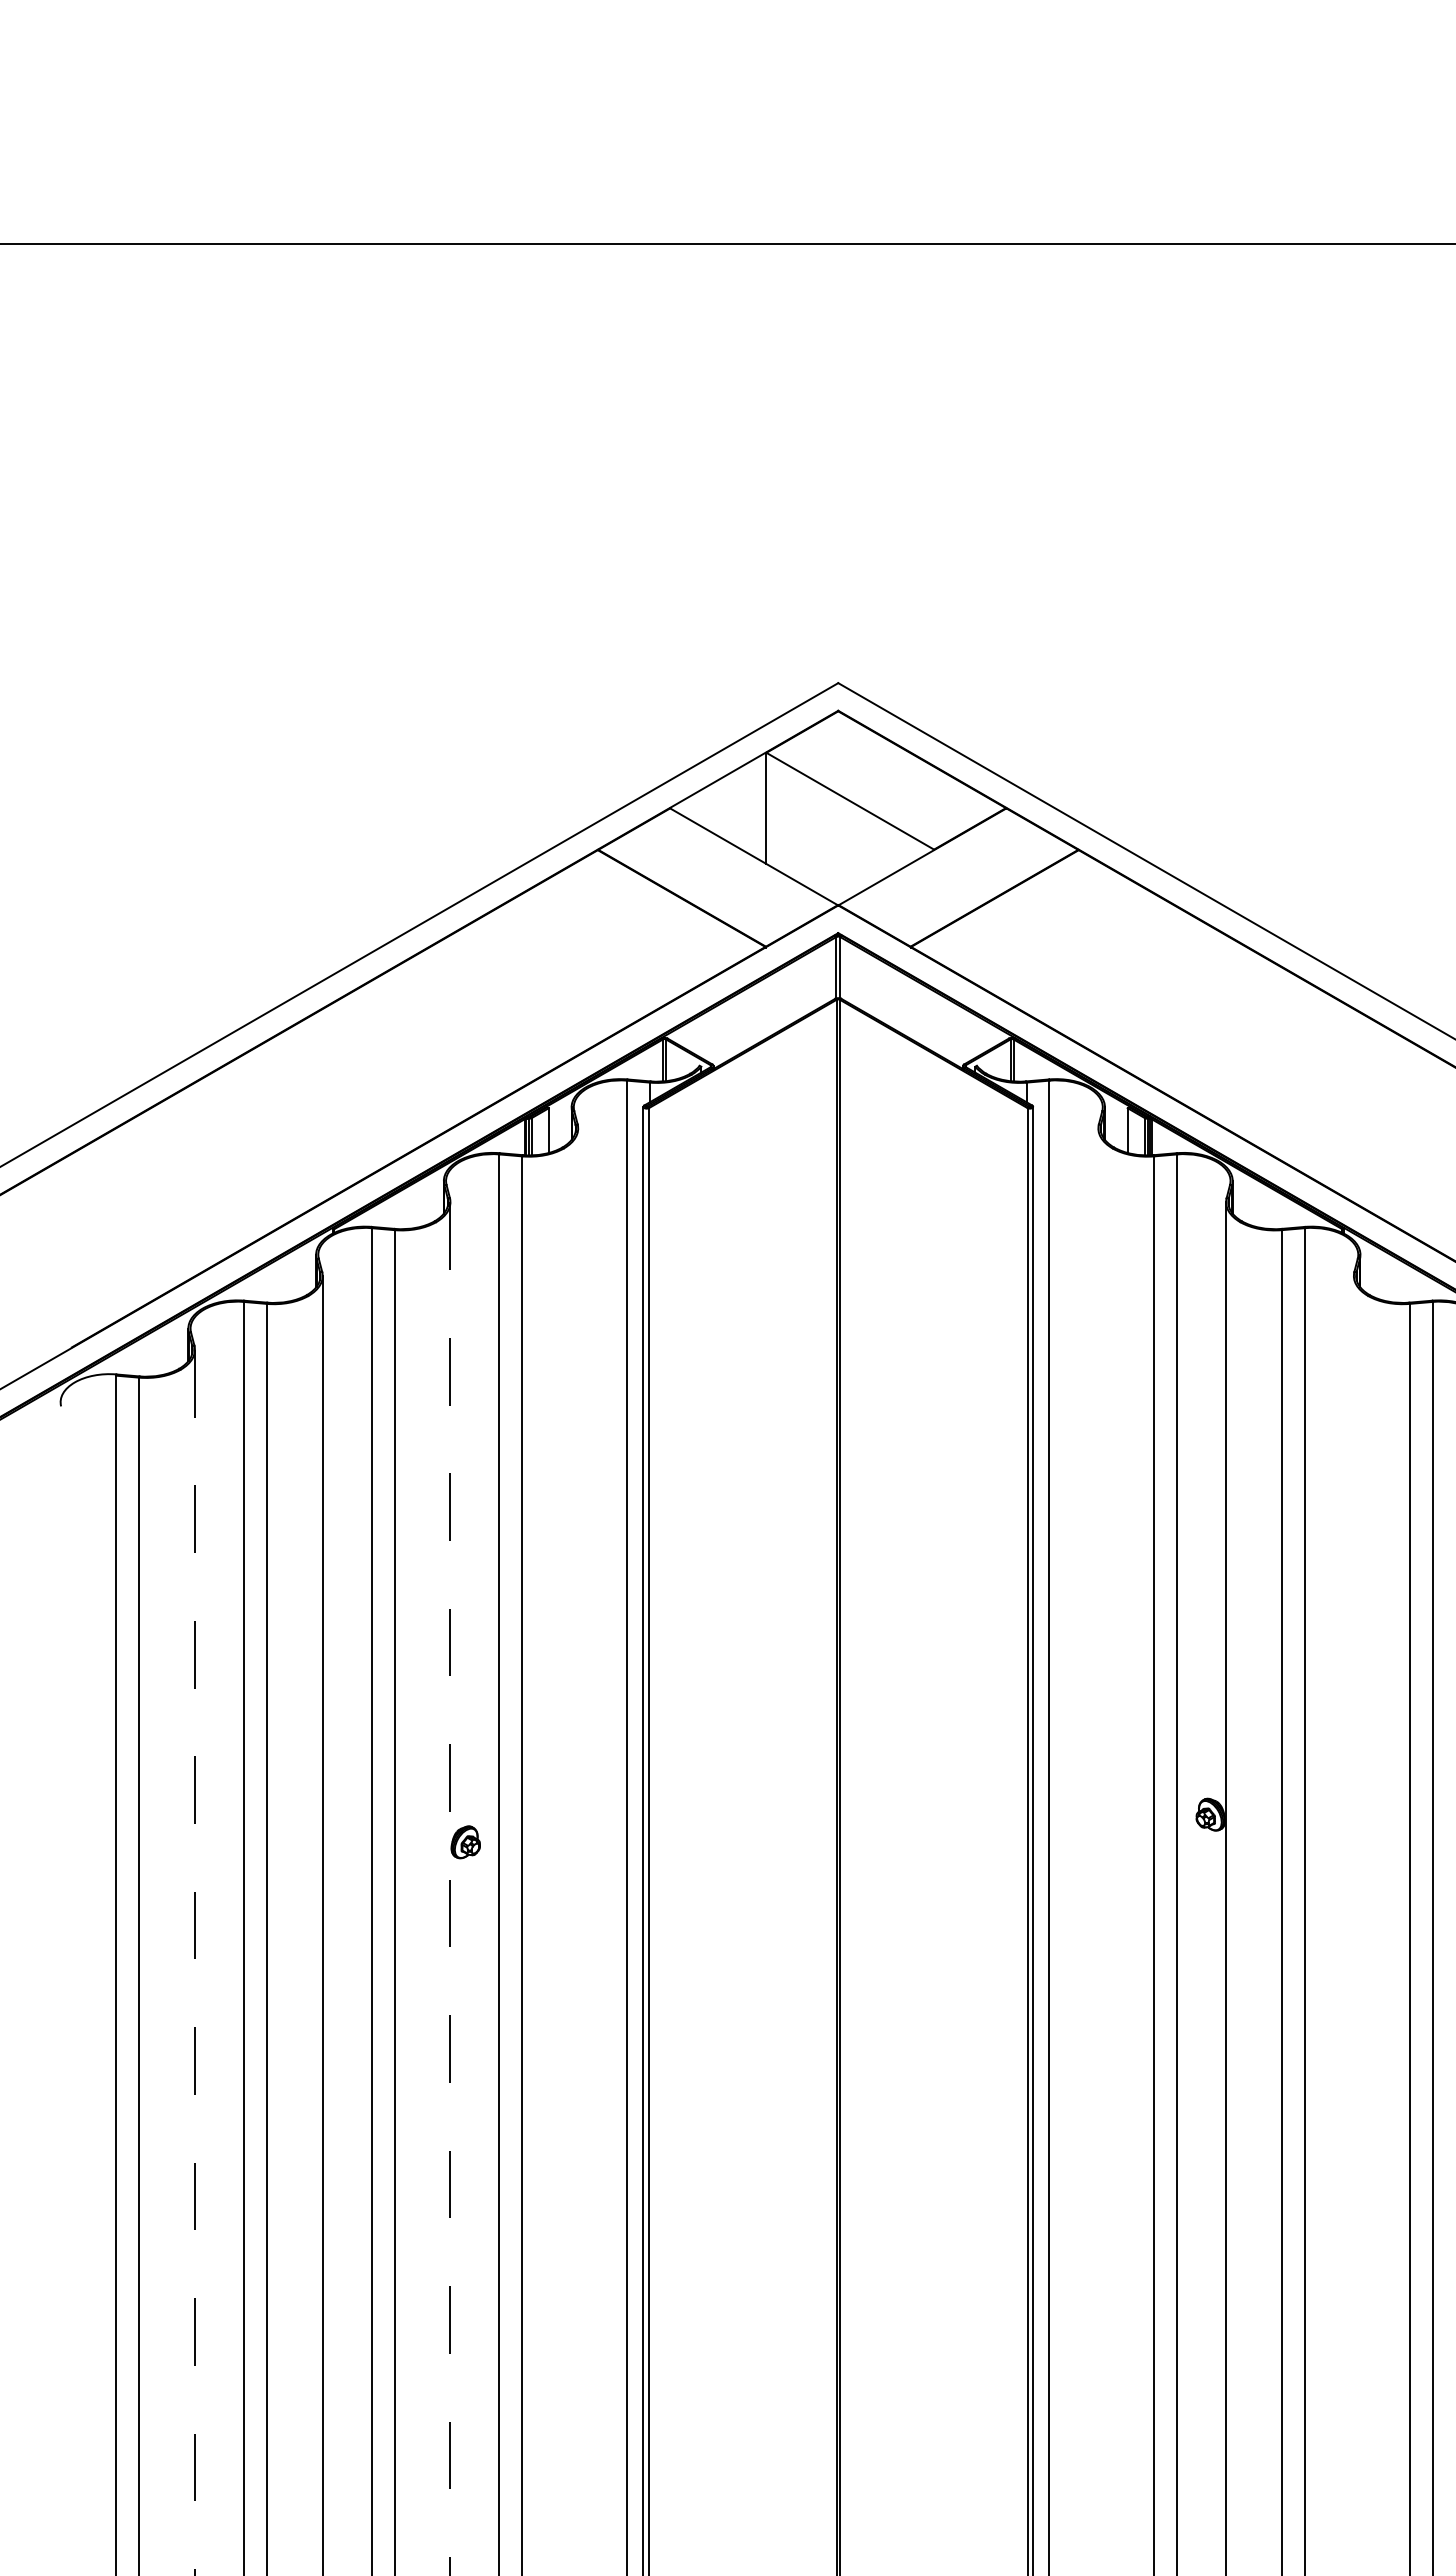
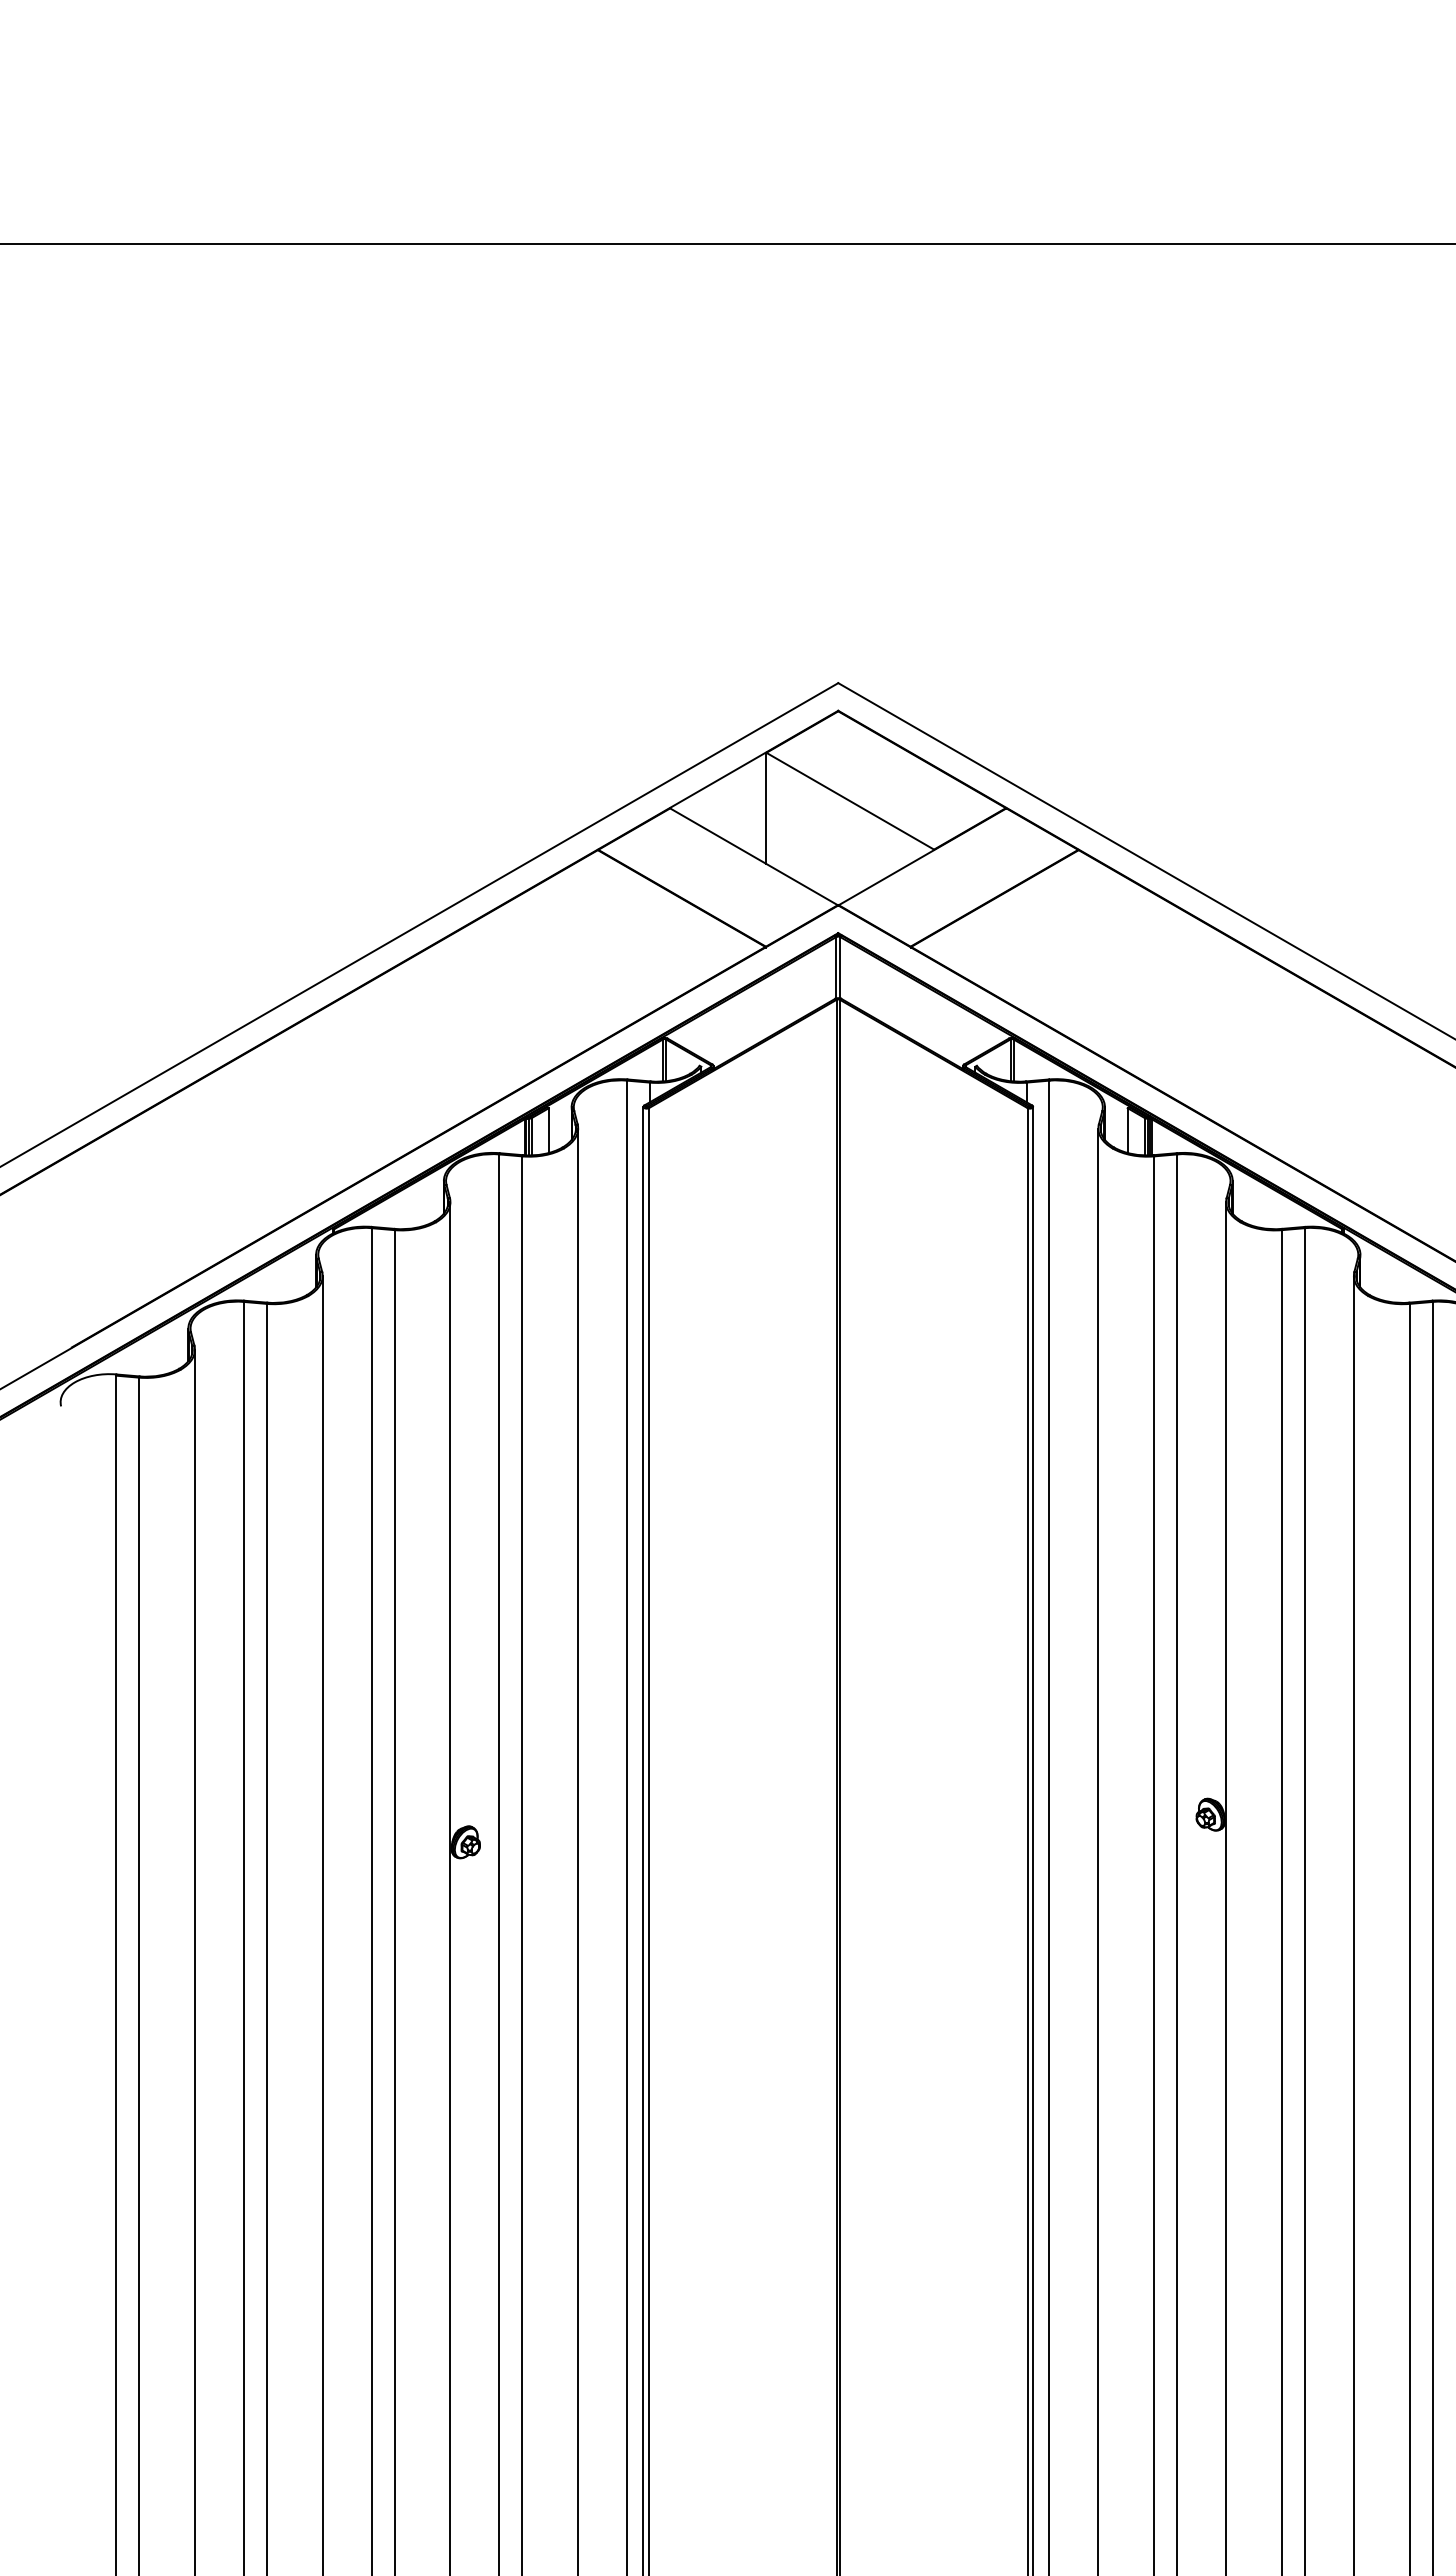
line: none -> present (578, 1850)
line: none -> present (1098, 1850)
line: dashed -> solid (450, 1889)
line: none -> present (1353, 1924)
line: dashed -> solid (194, 1962)
